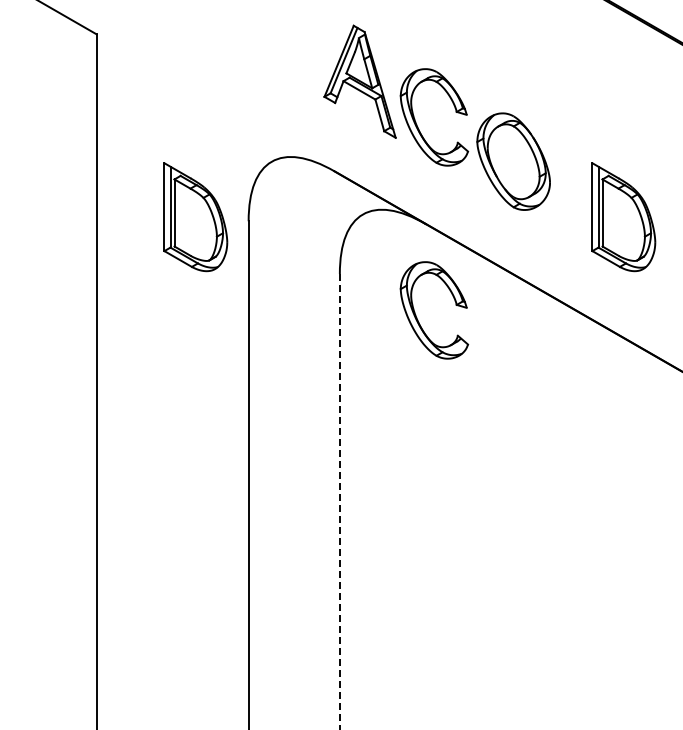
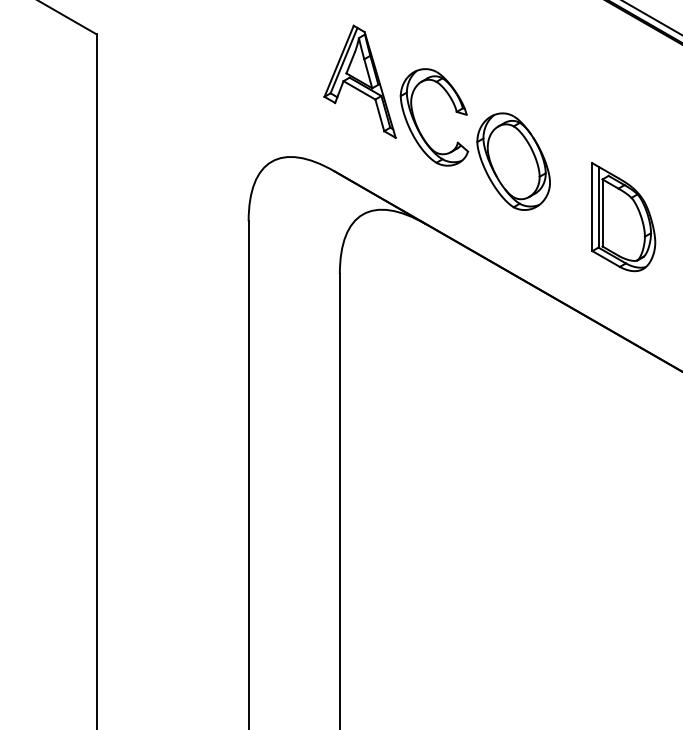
line: none -> present (651, 17)
part: present -> none (195, 217)
part: present -> none (417, 317)
line: dashed -> solid (339, 502)
